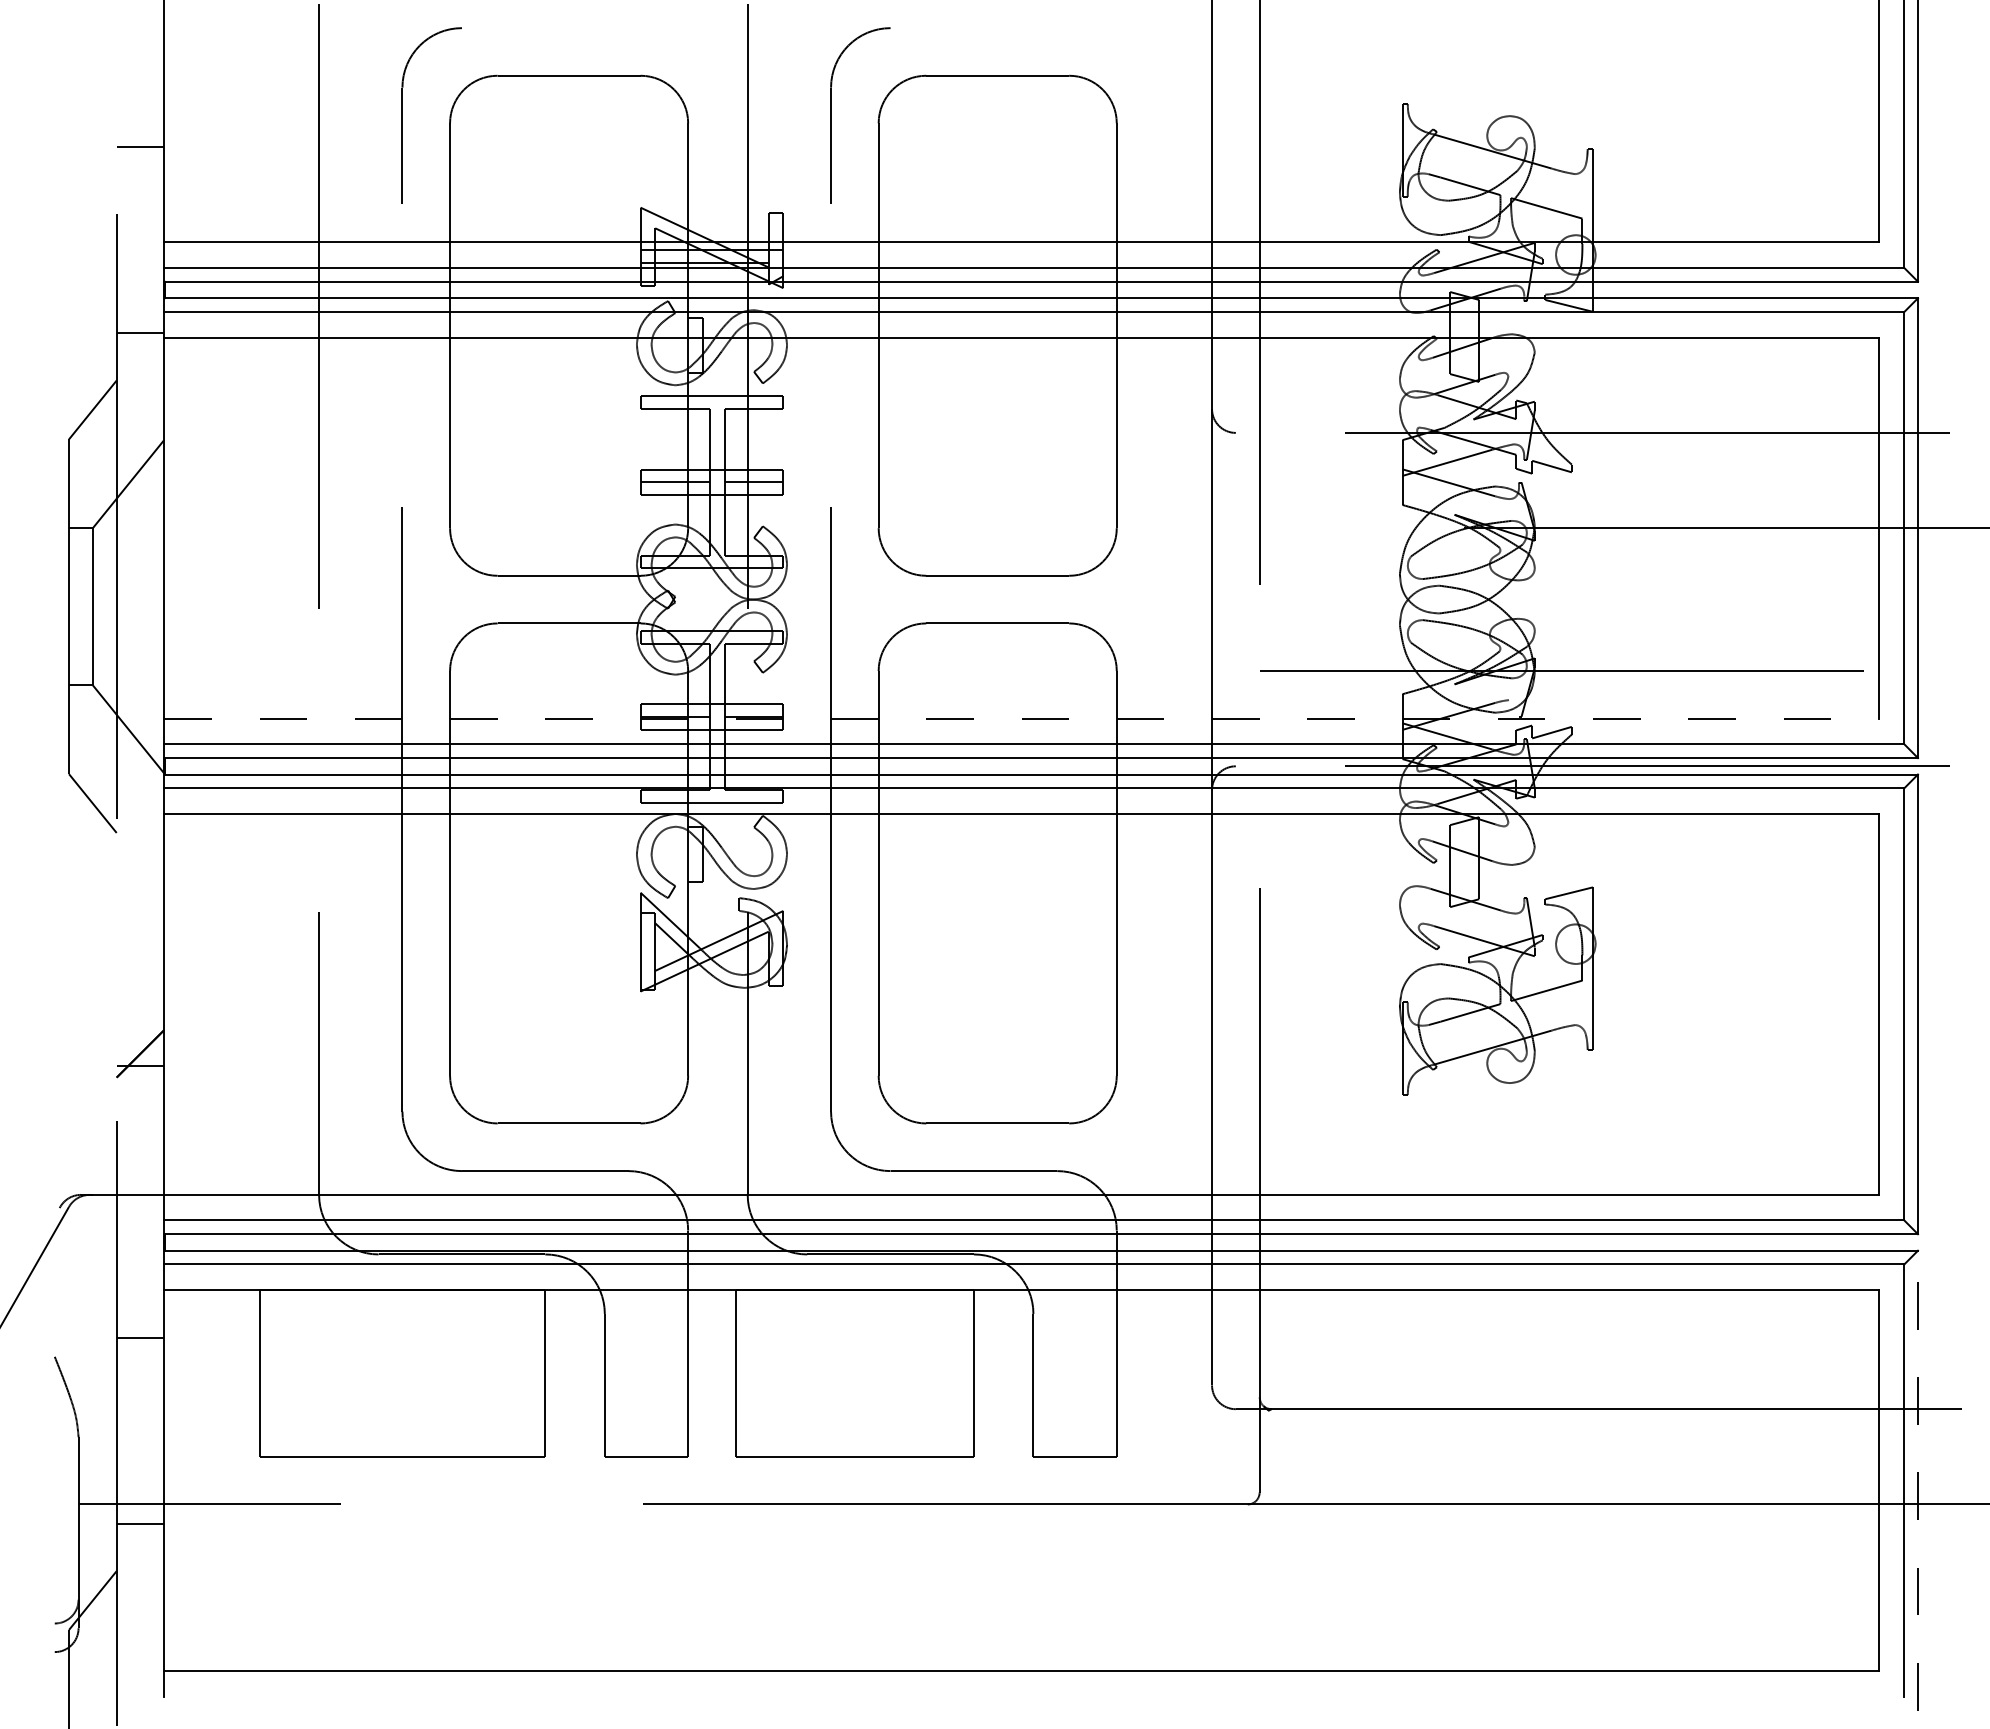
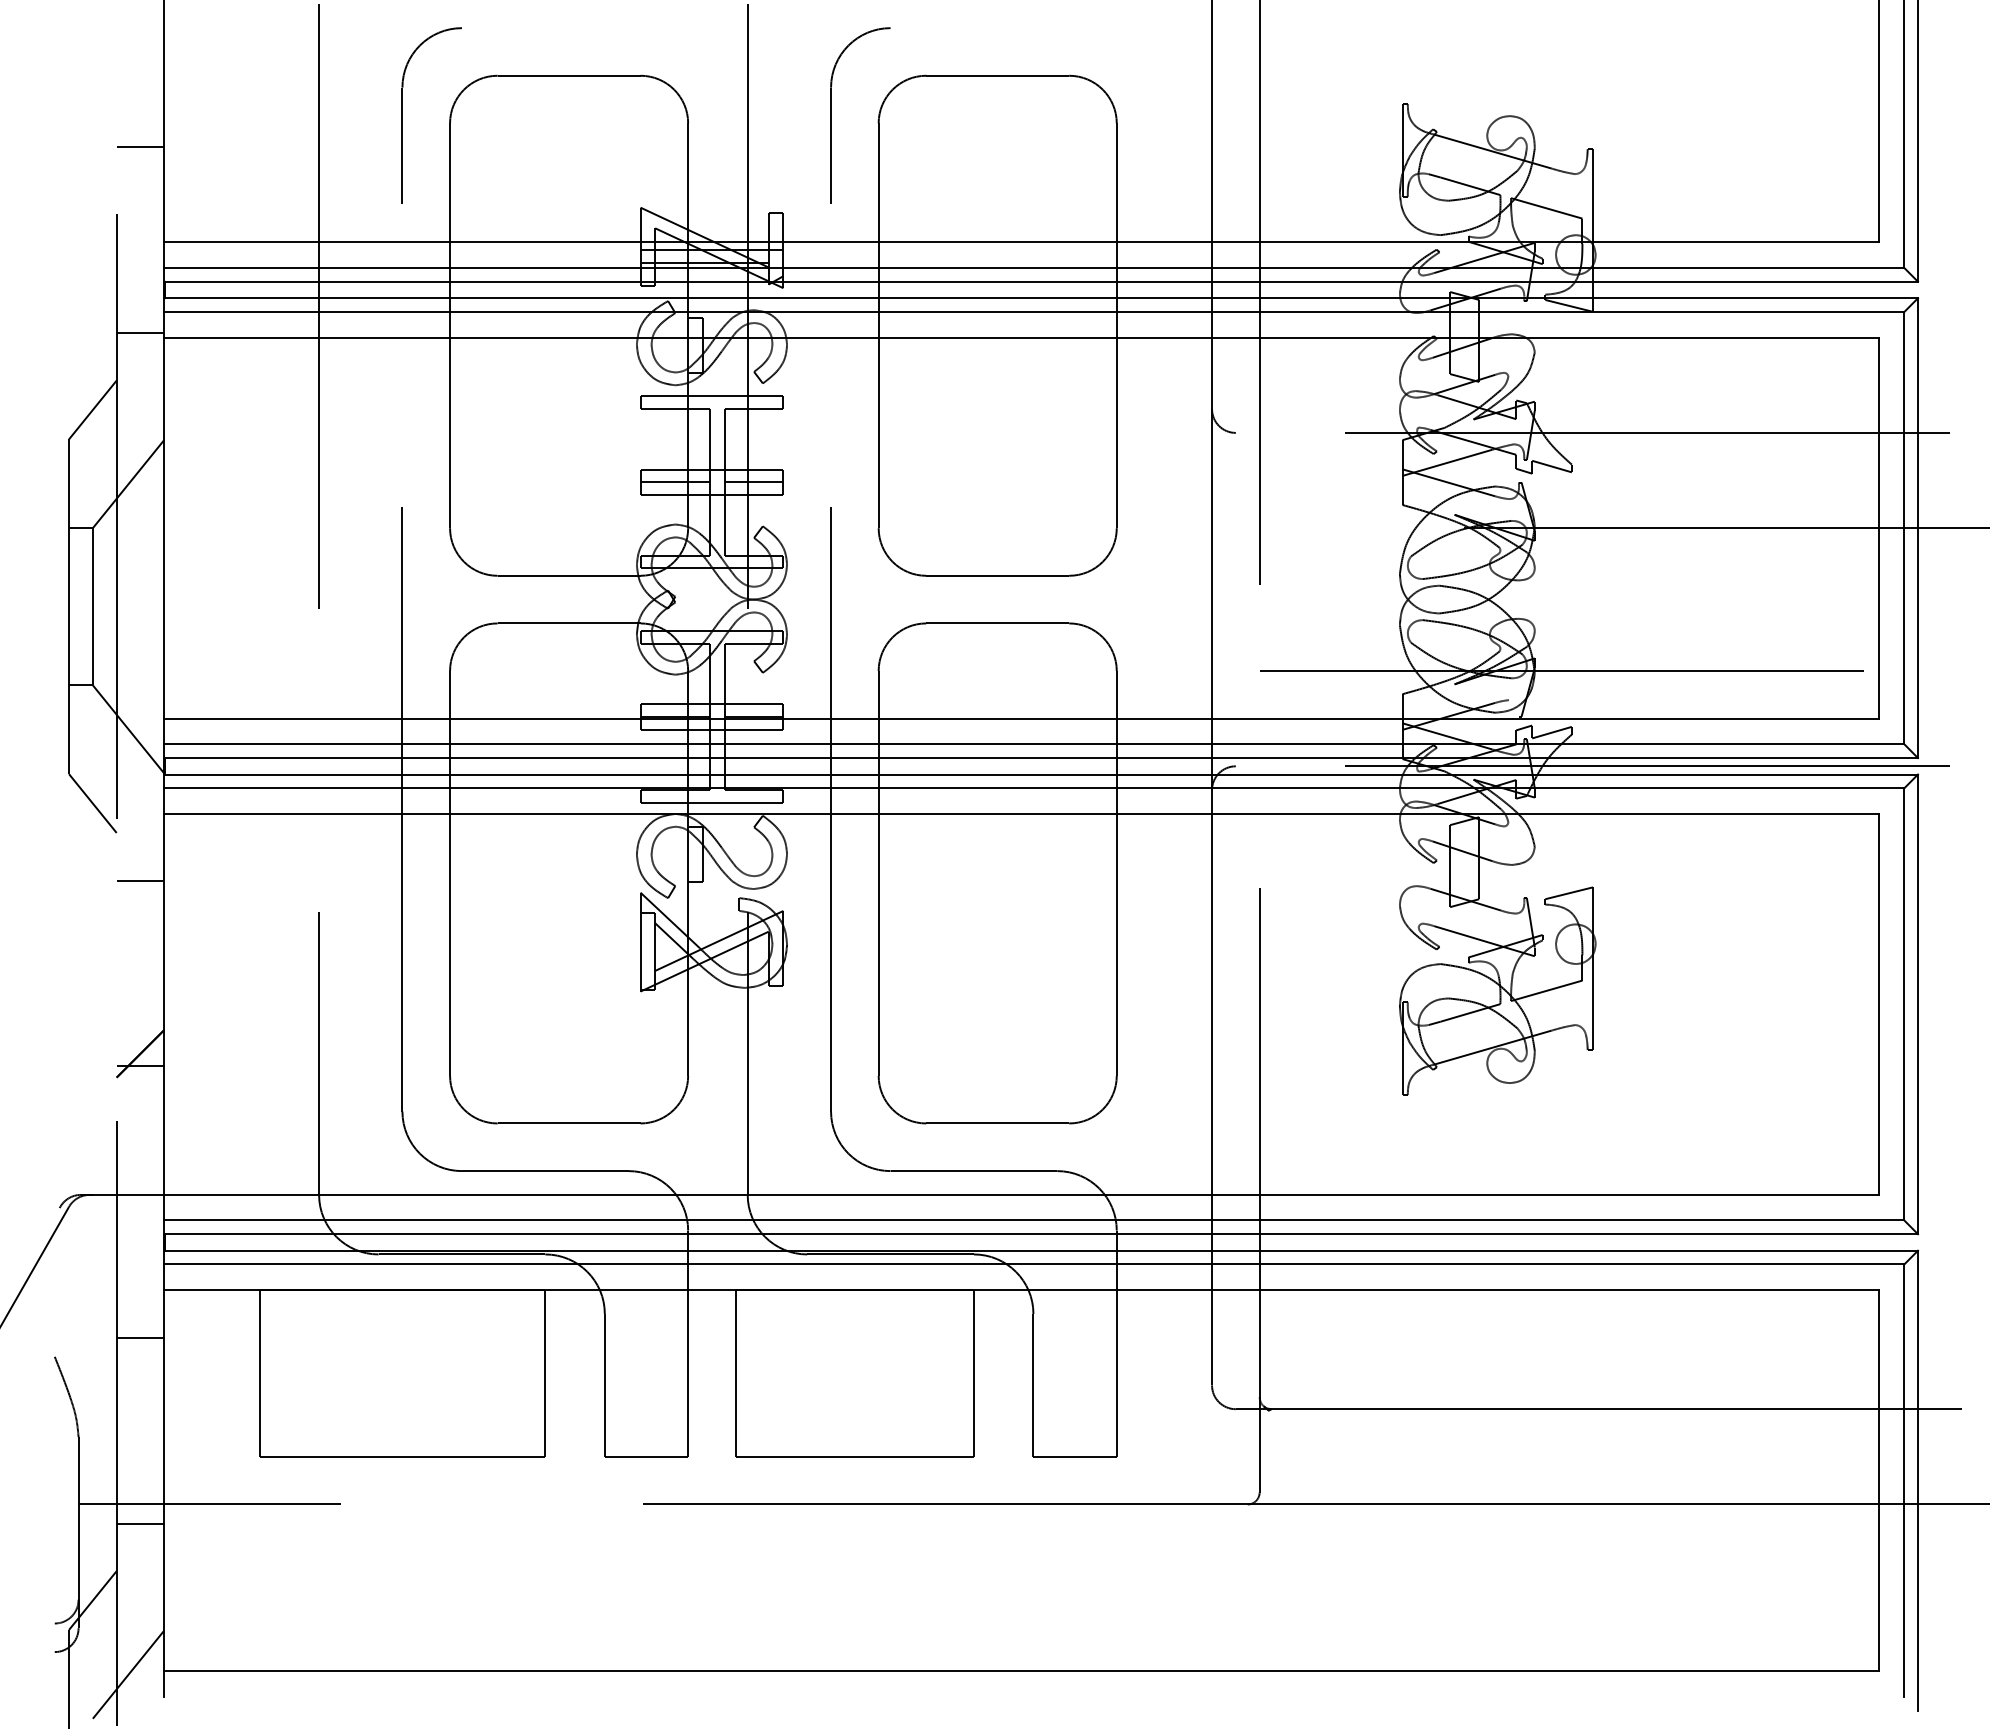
line: dashed -> solid (1022, 718)
line: none -> present (140, 880)
line: dashed -> solid (1917, 1480)
line: none -> present (128, 1674)
